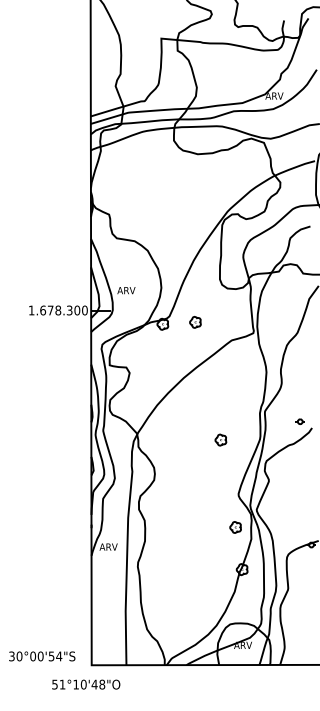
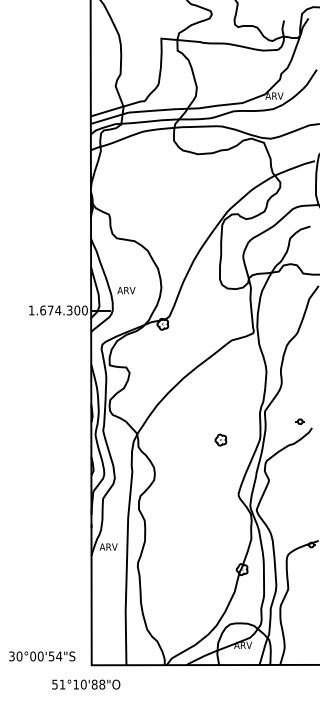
text: 1.678.300 -> 1.674.300 (58, 310)
part: present -> none (195, 322)
part: present -> none (235, 527)
text: 51°10'48"O -> 51°10'88"O (94, 684)
